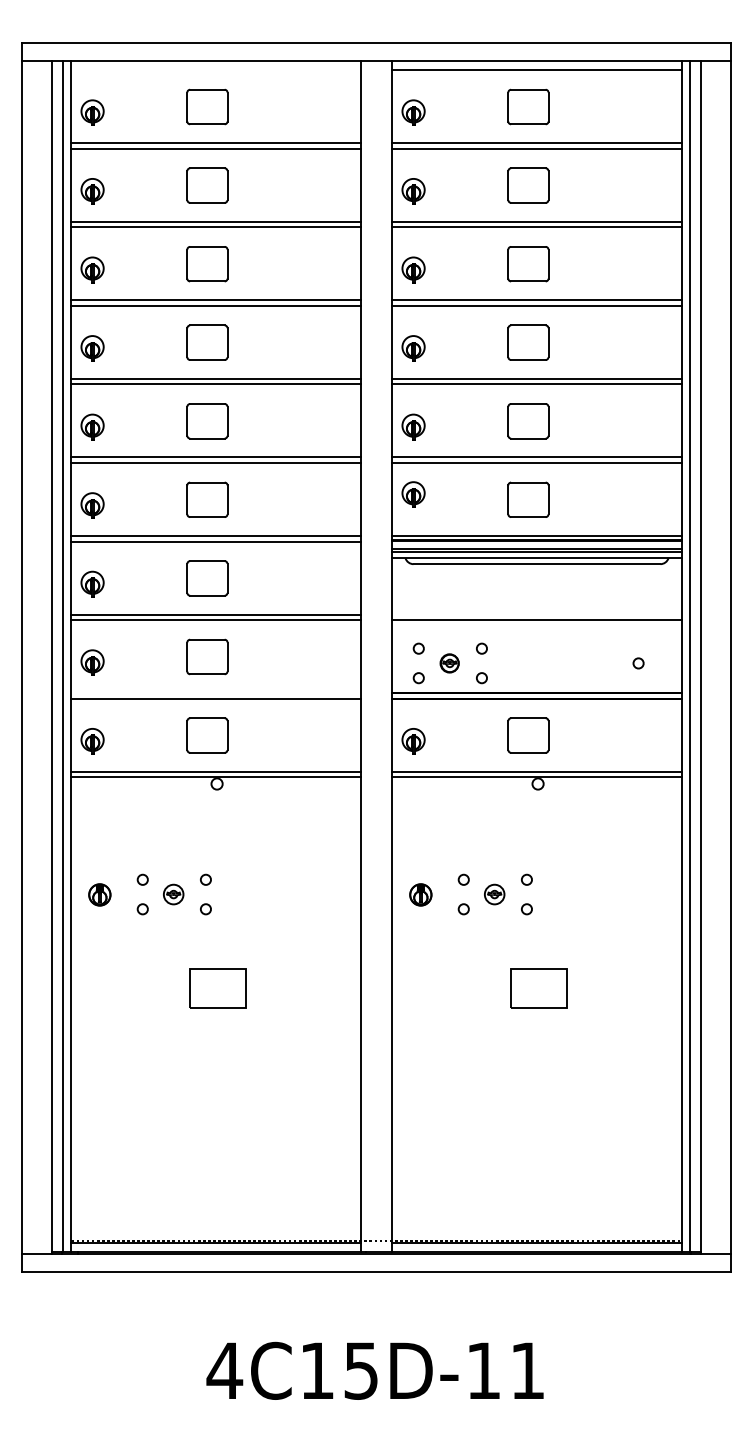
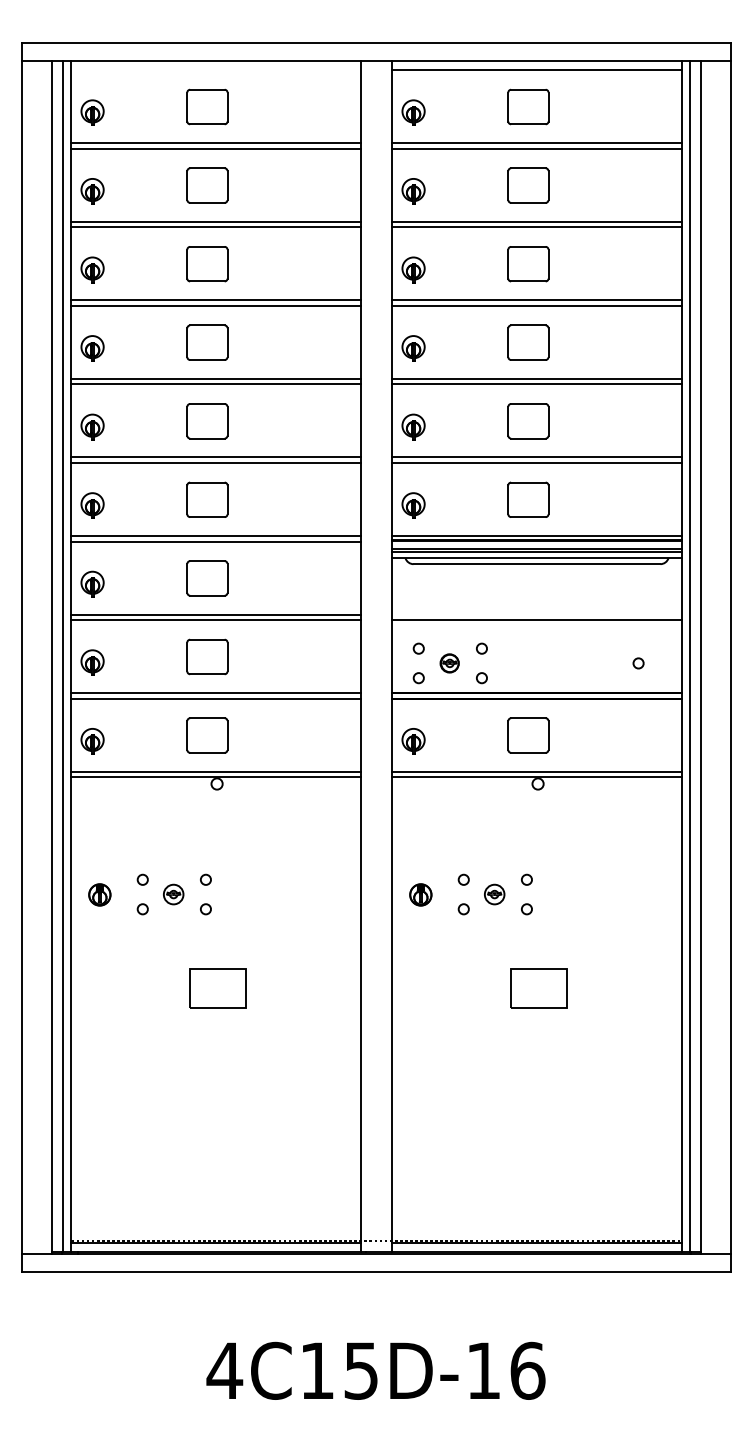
part position: (413, 494) -> (413, 505) (413, 505)
line: none -> present (215, 693)
text: 4C15D-11 -> 4C15D-16 (527, 1370)
